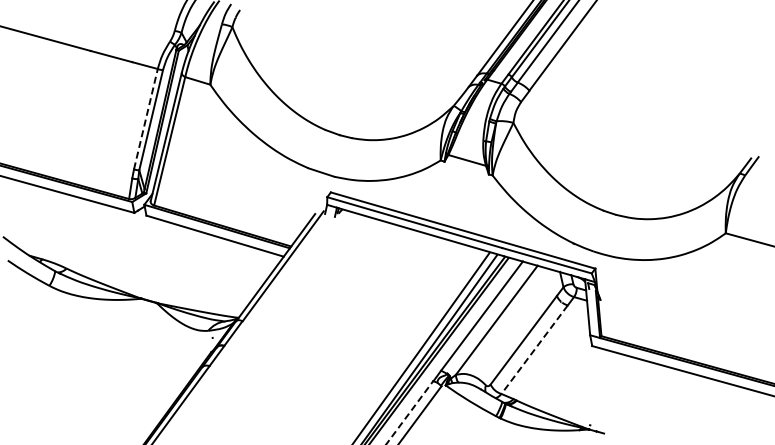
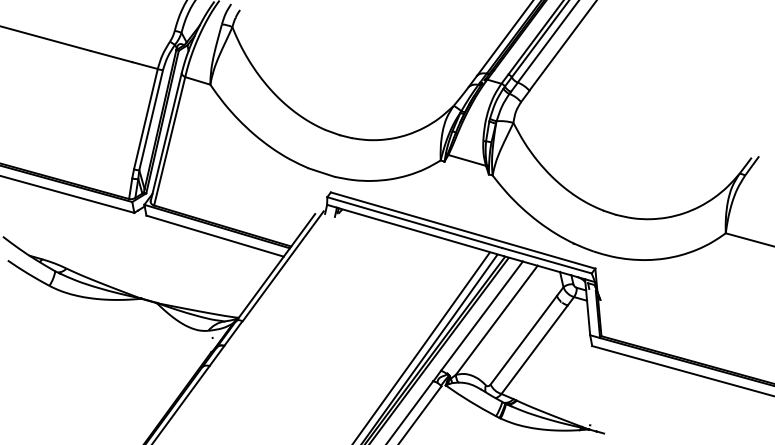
line: dashed -> solid (145, 119)
line: dashed -> solid (534, 350)
line: dashed -> solid (410, 412)
